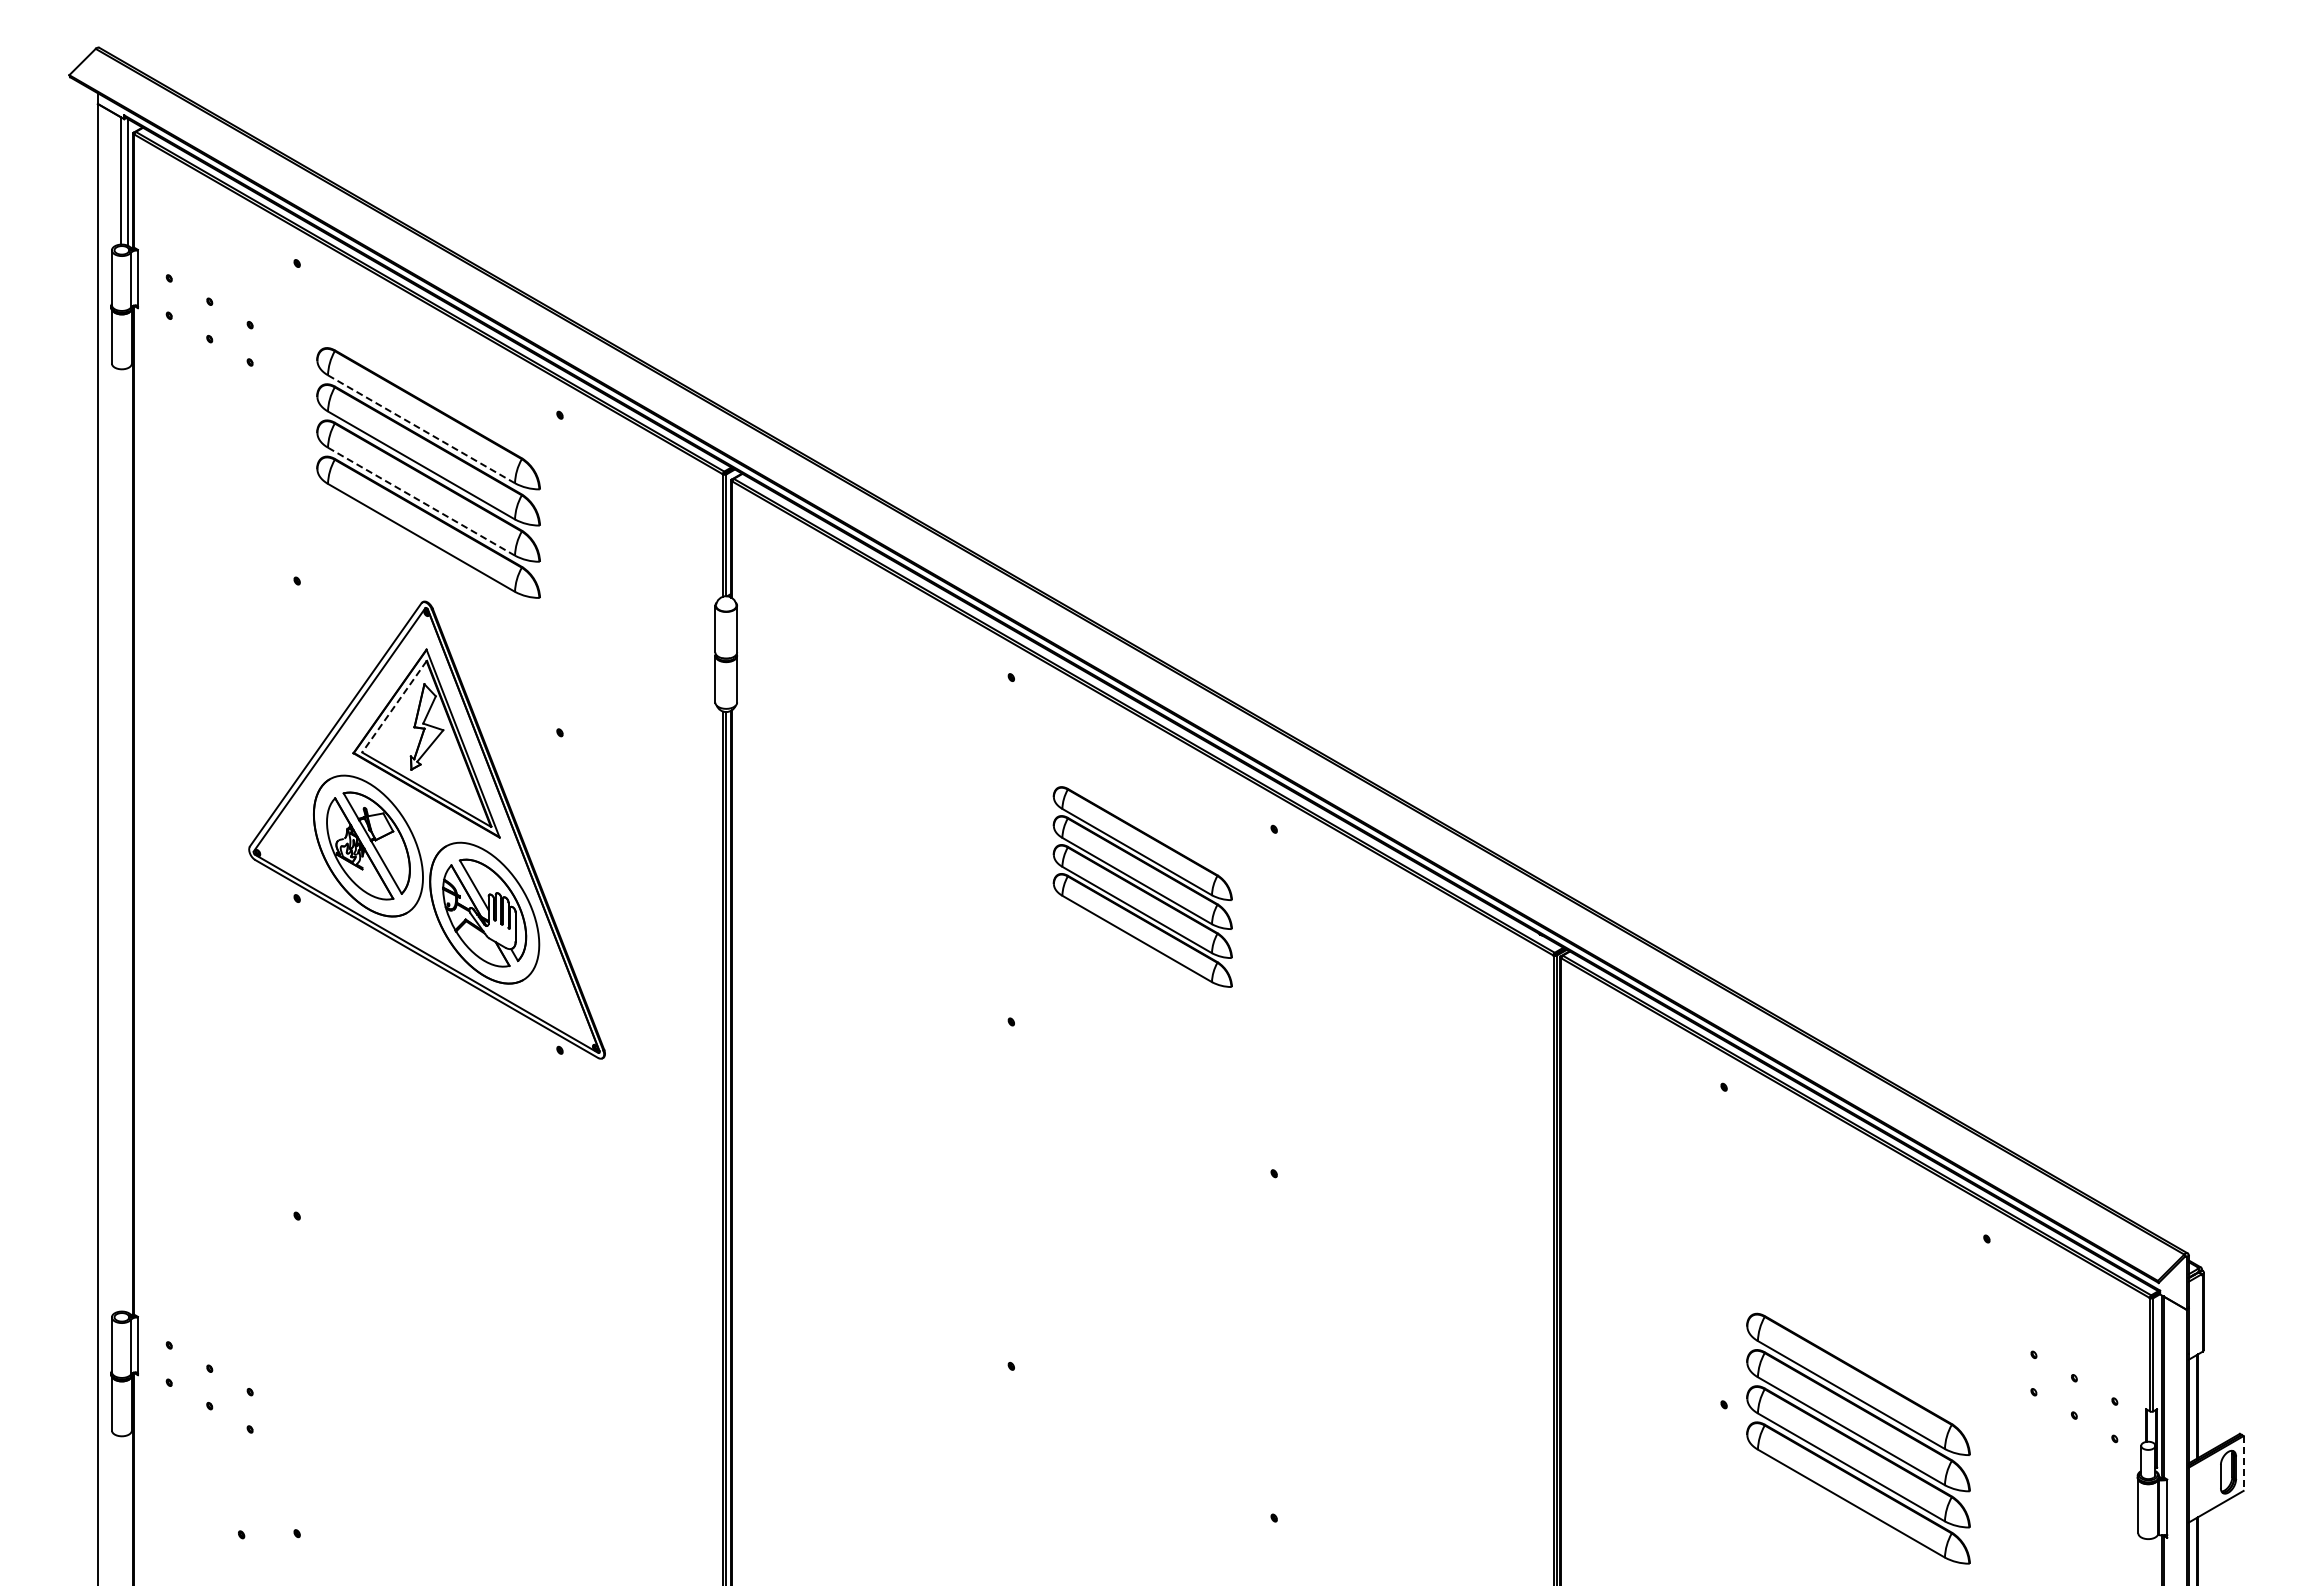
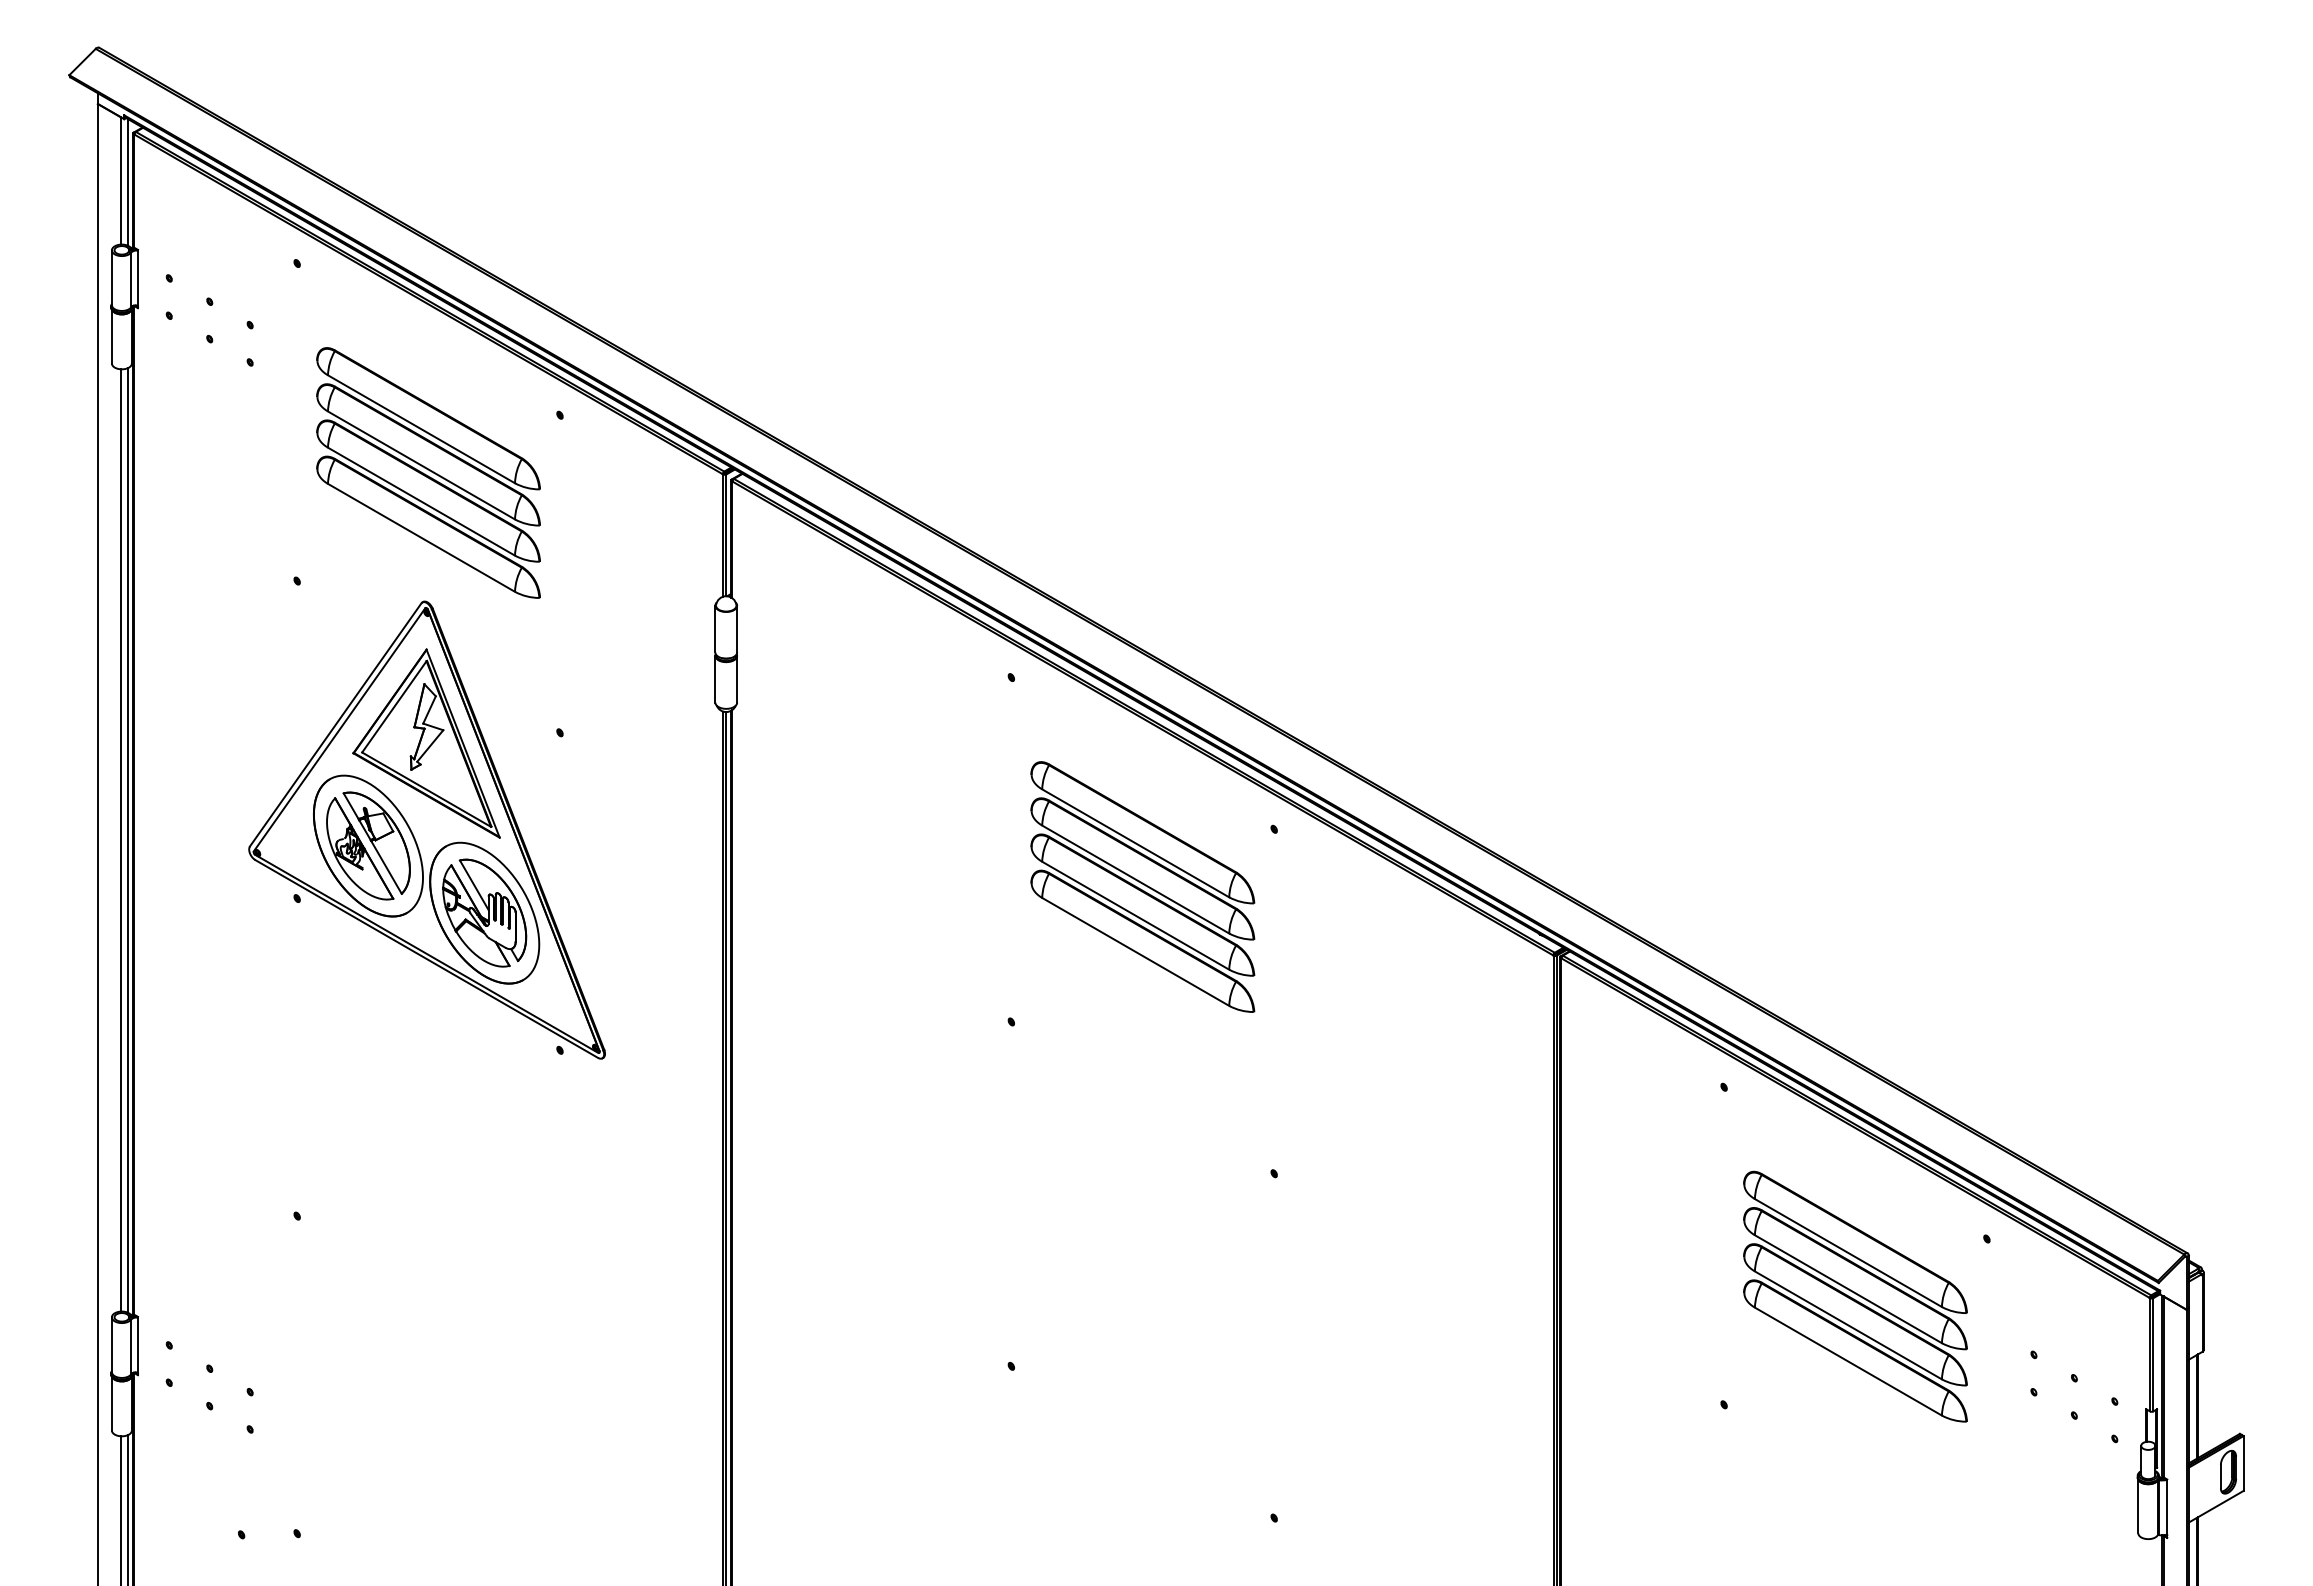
line: dashed -> solid (421, 429)
line: dashed -> solid (421, 501)
line: dashed -> solid (394, 706)
line: none -> present (120, 840)
line: none -> present (127, 840)
part size: 181x202 px -> 226x252 px (1142, 886)
part position: (1858, 1438) -> (1855, 1296) (1855, 1296)
line: dashed -> solid (2243, 1464)
line: none -> present (127, 1508)
line: none -> present (120, 1509)
